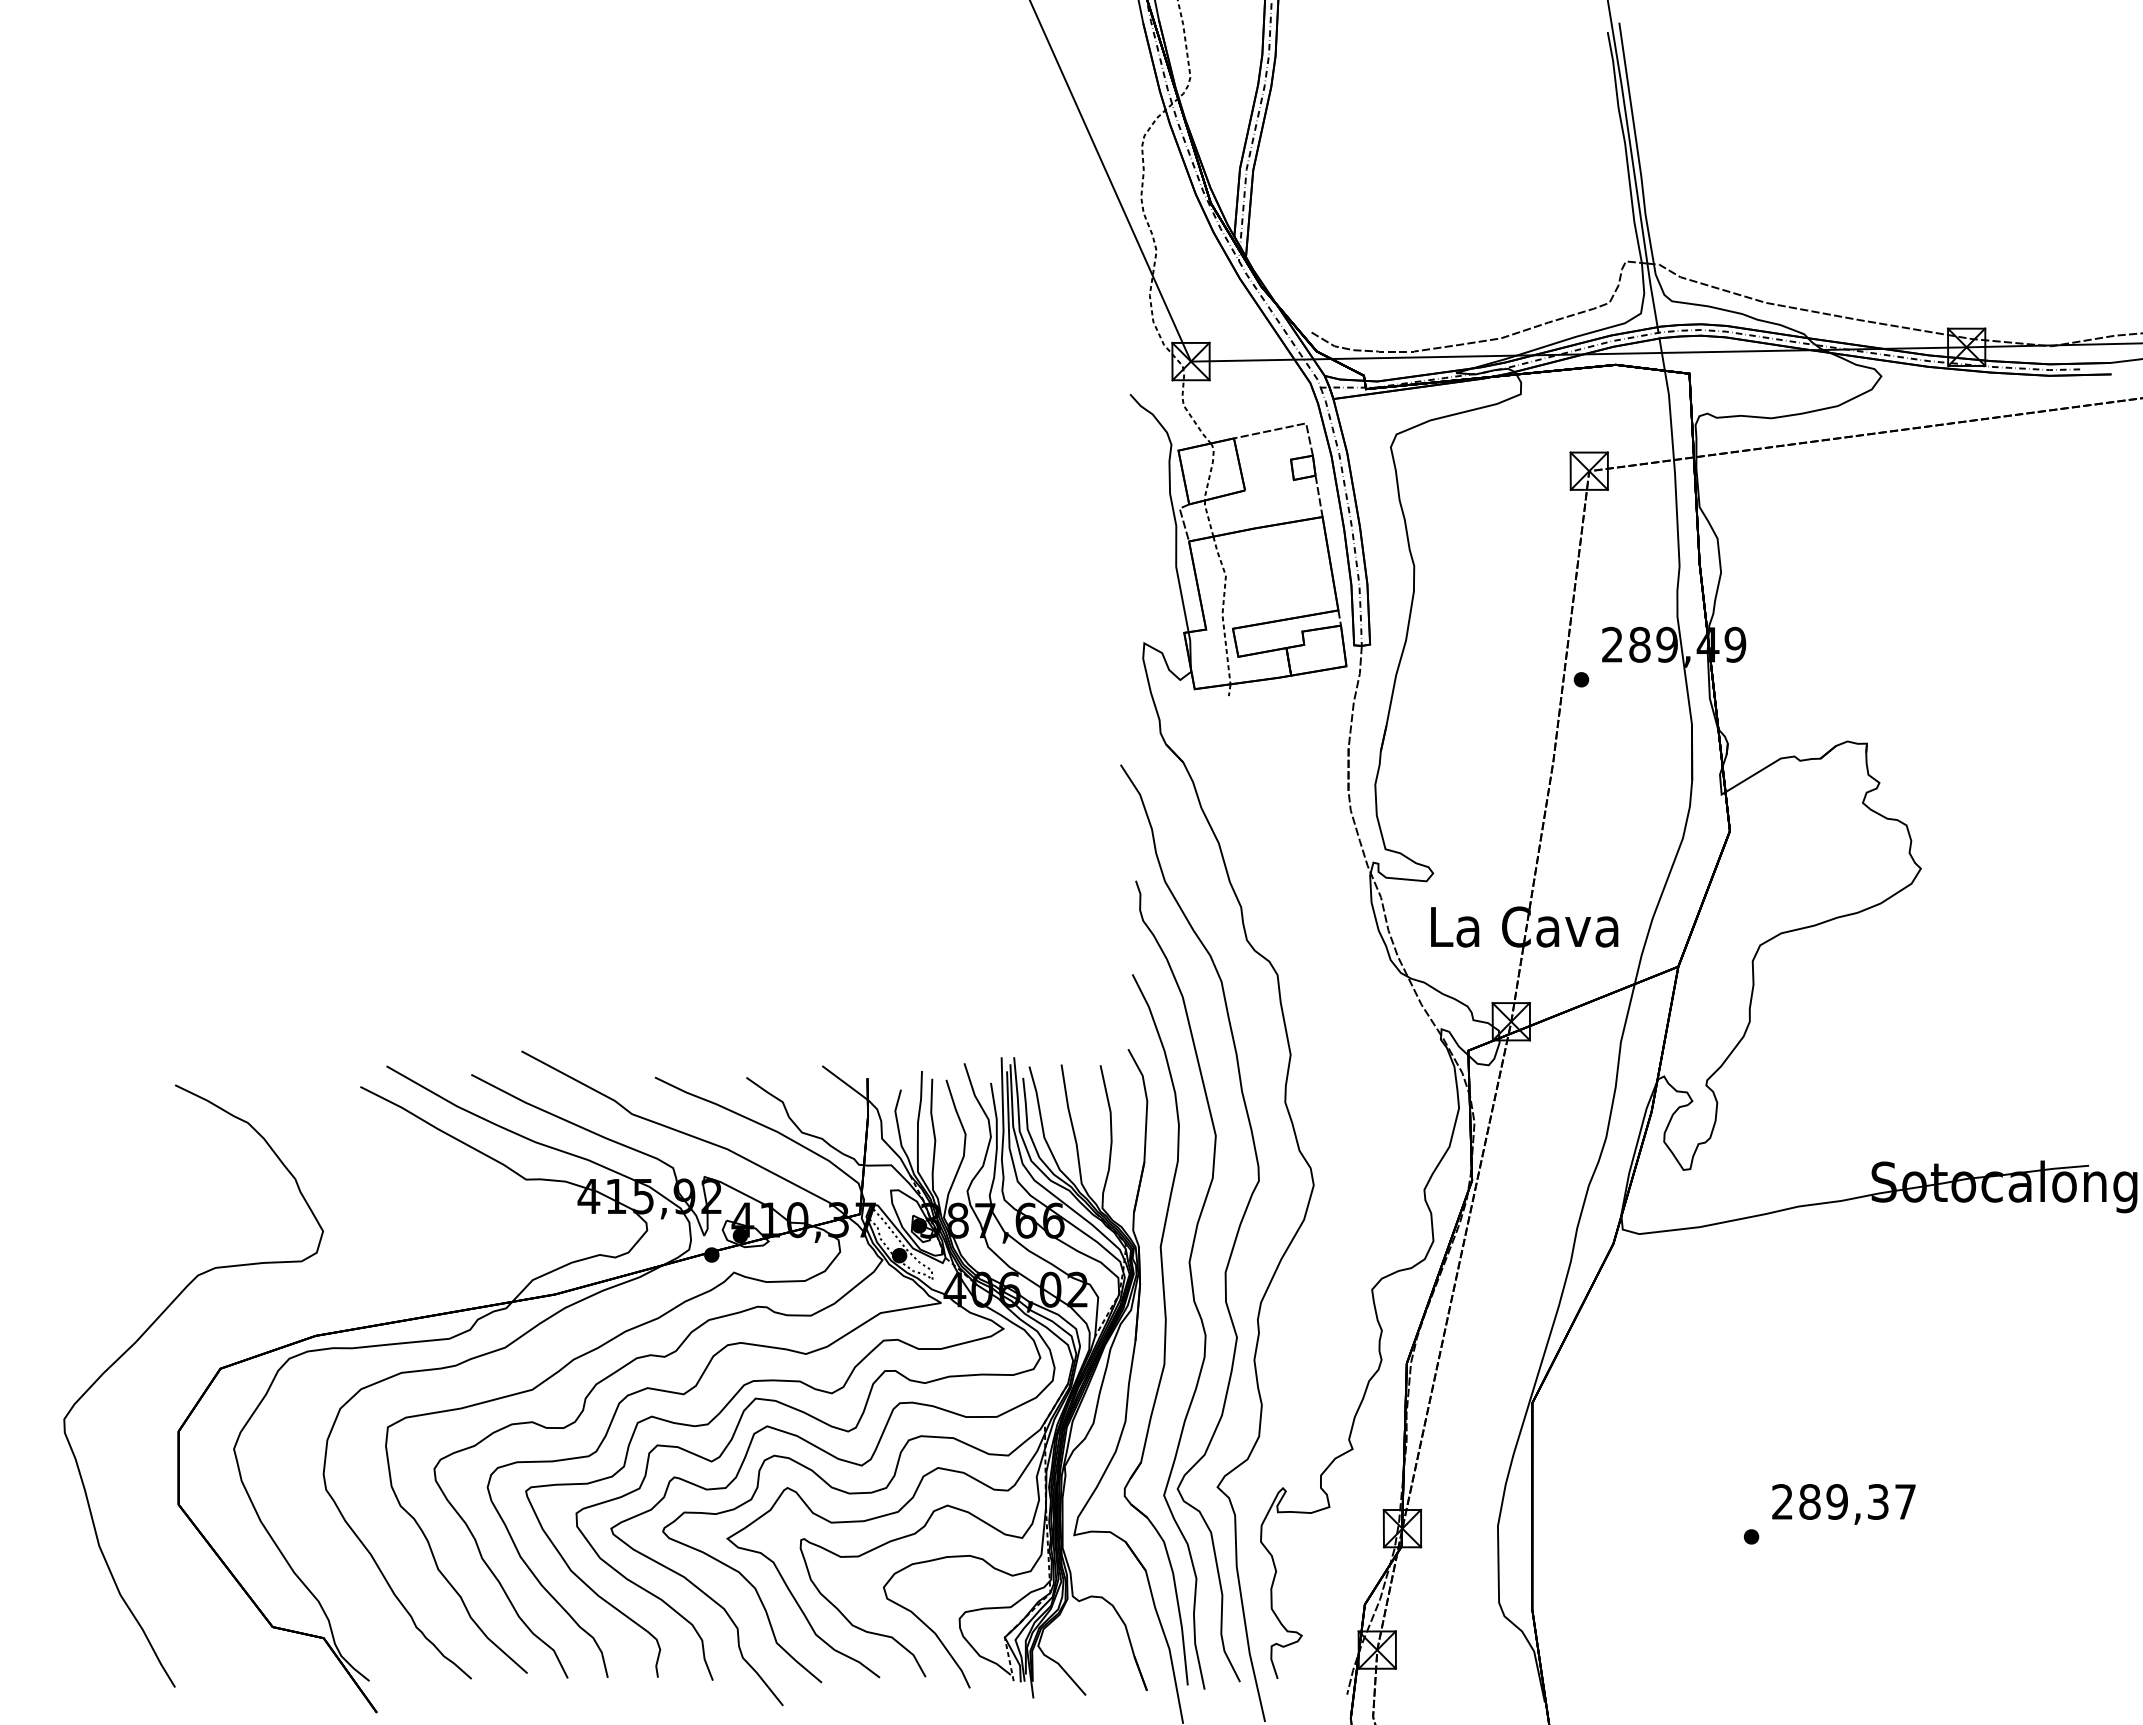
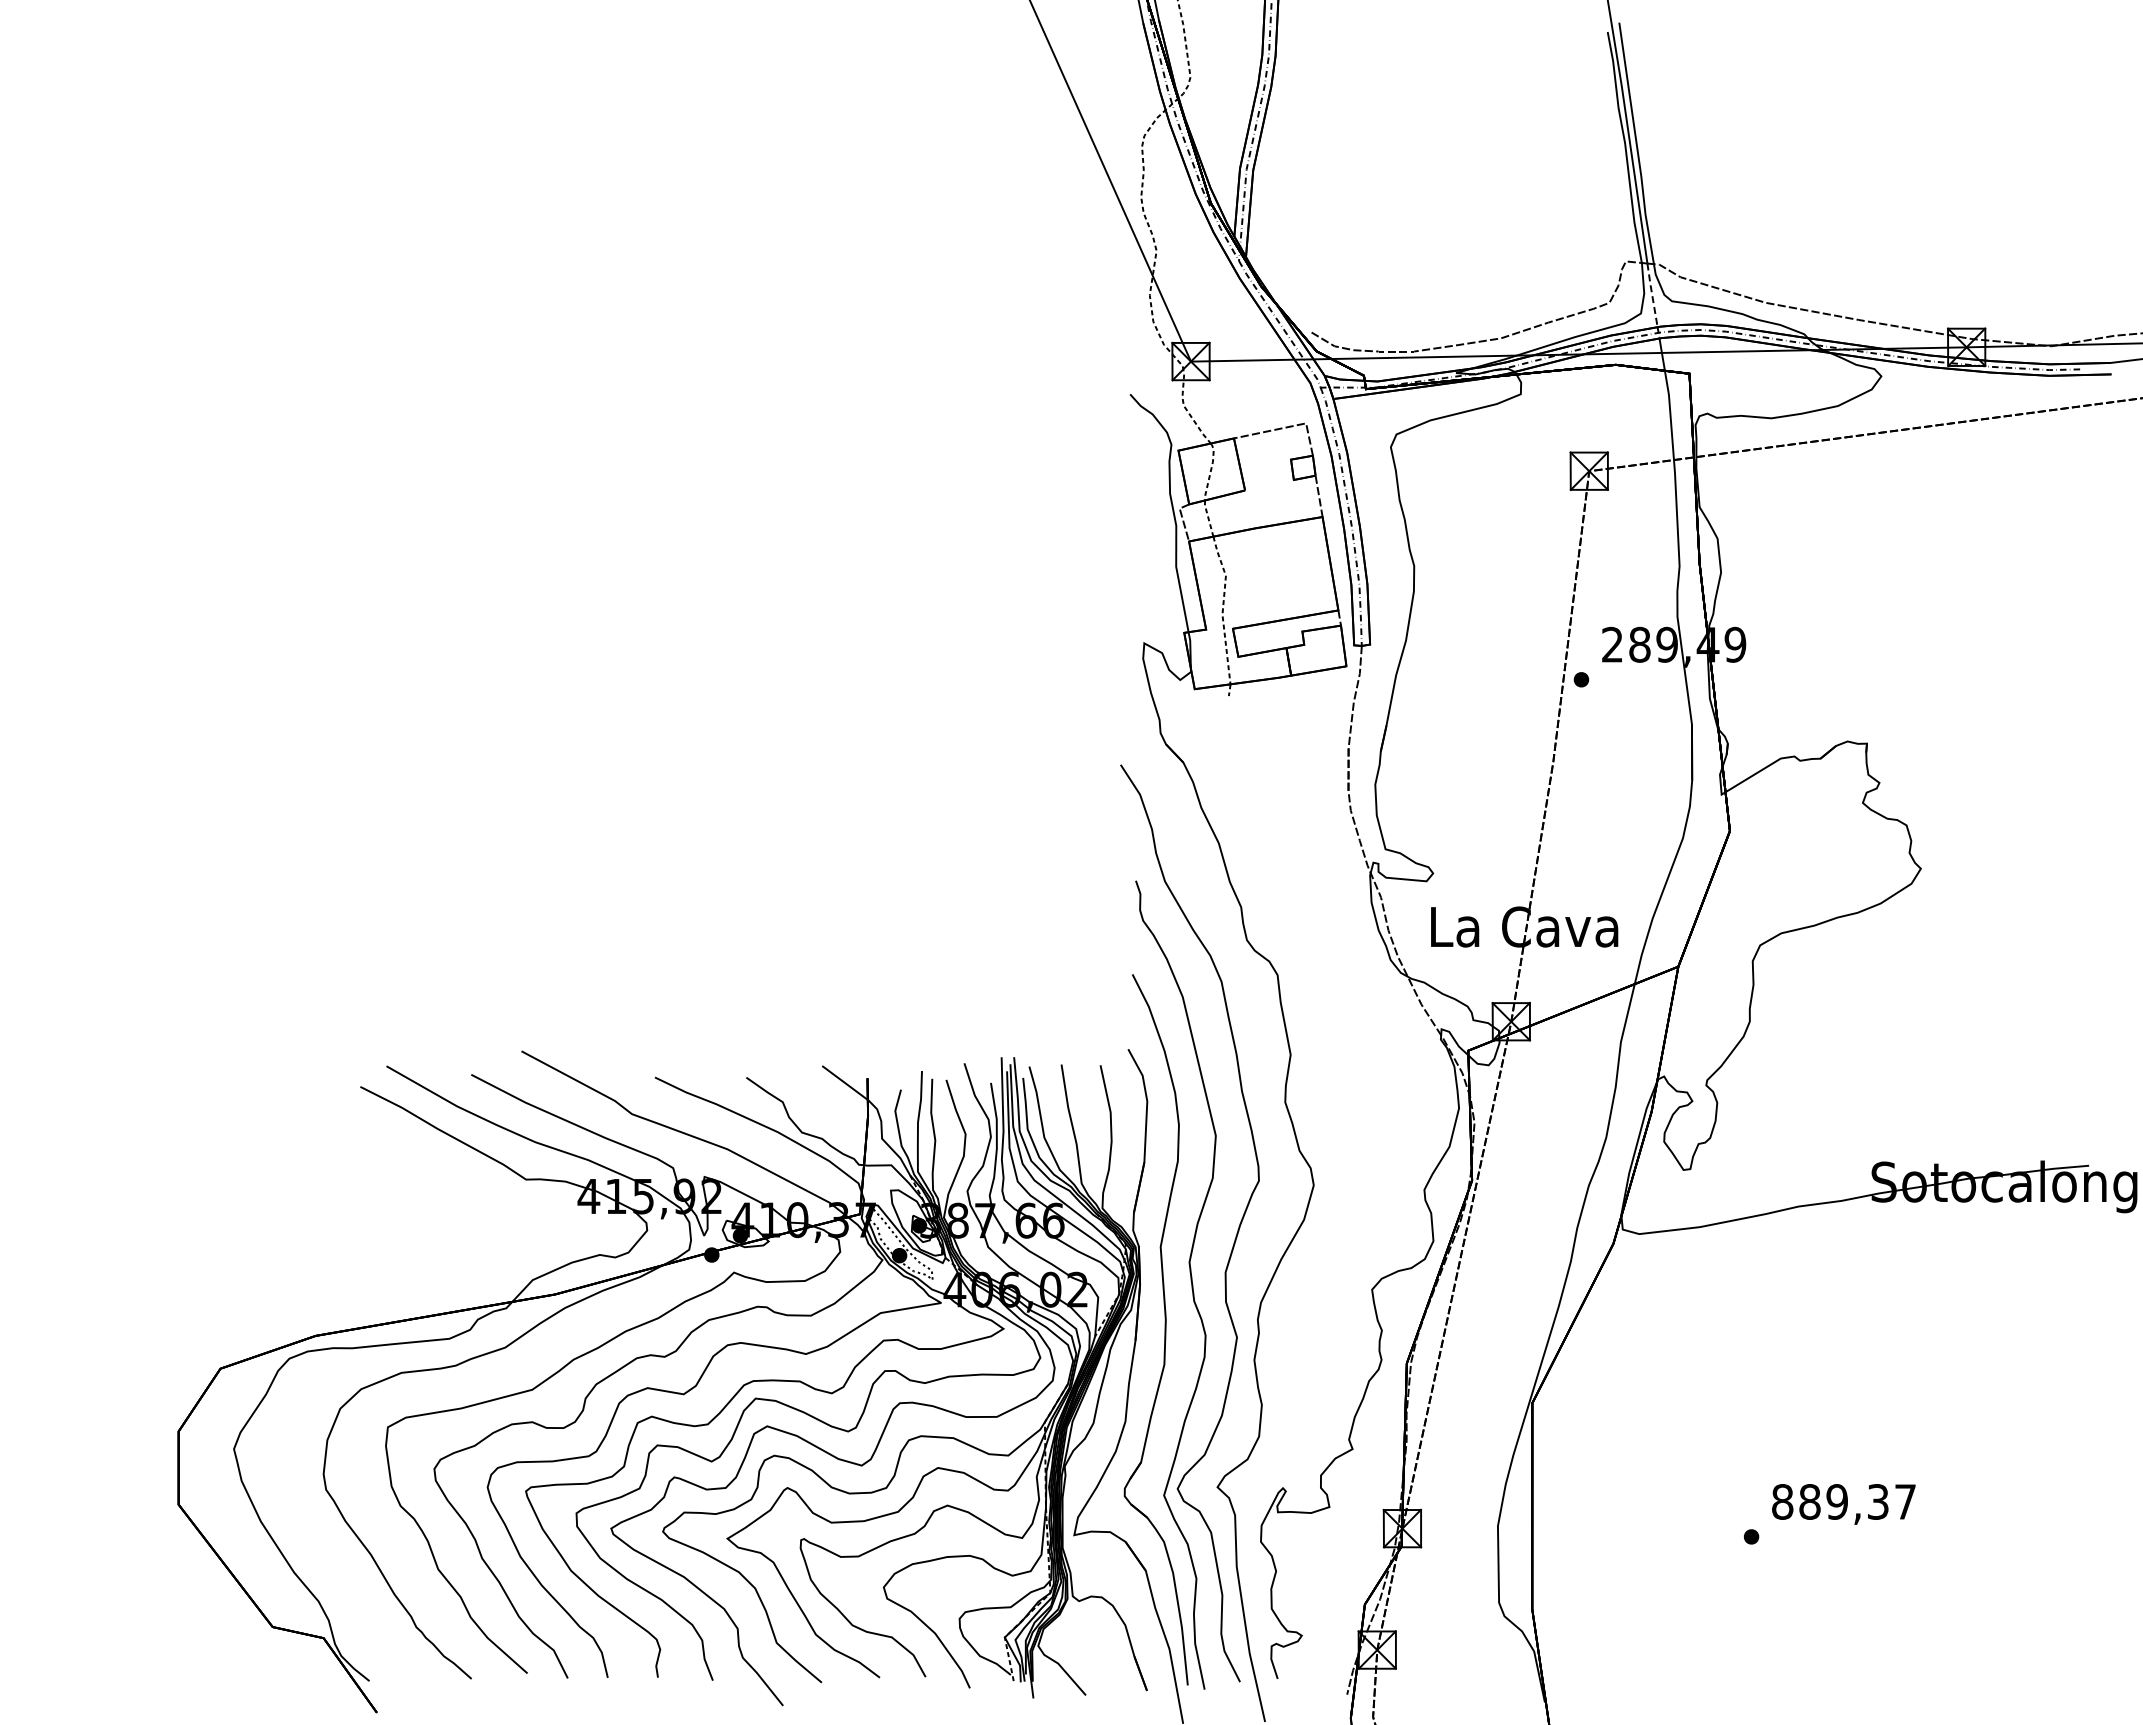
line: solid -> dashed (1652, 295)
curve: present -> none (143, 1335)
text: 289,37 -> 889,37 (1782, 1501)
